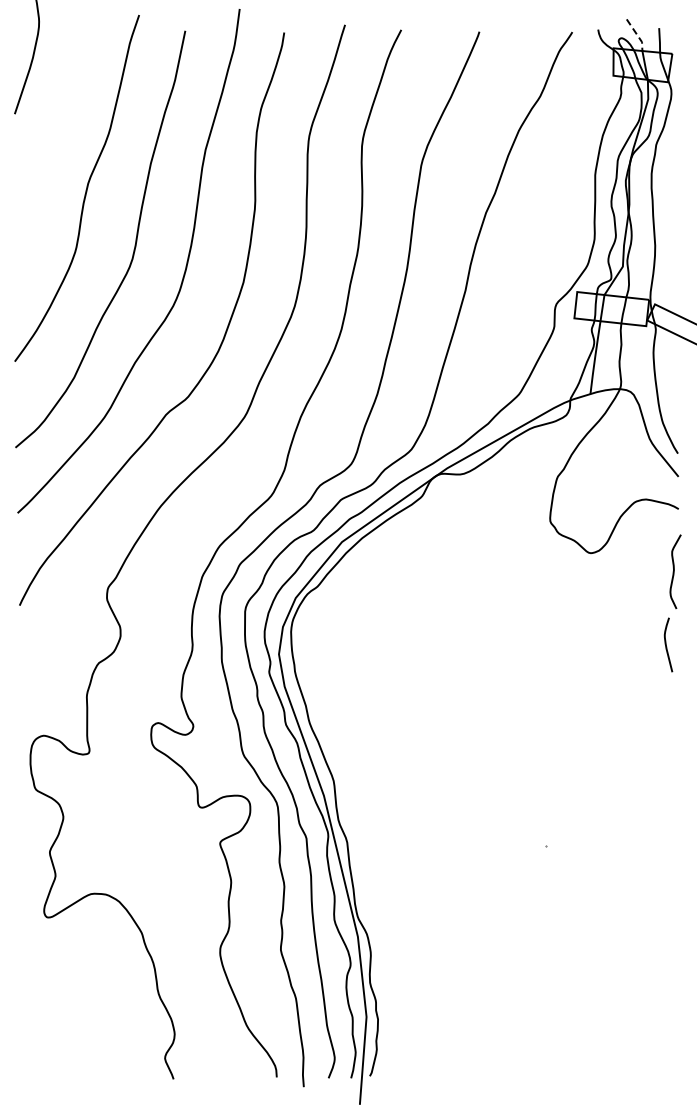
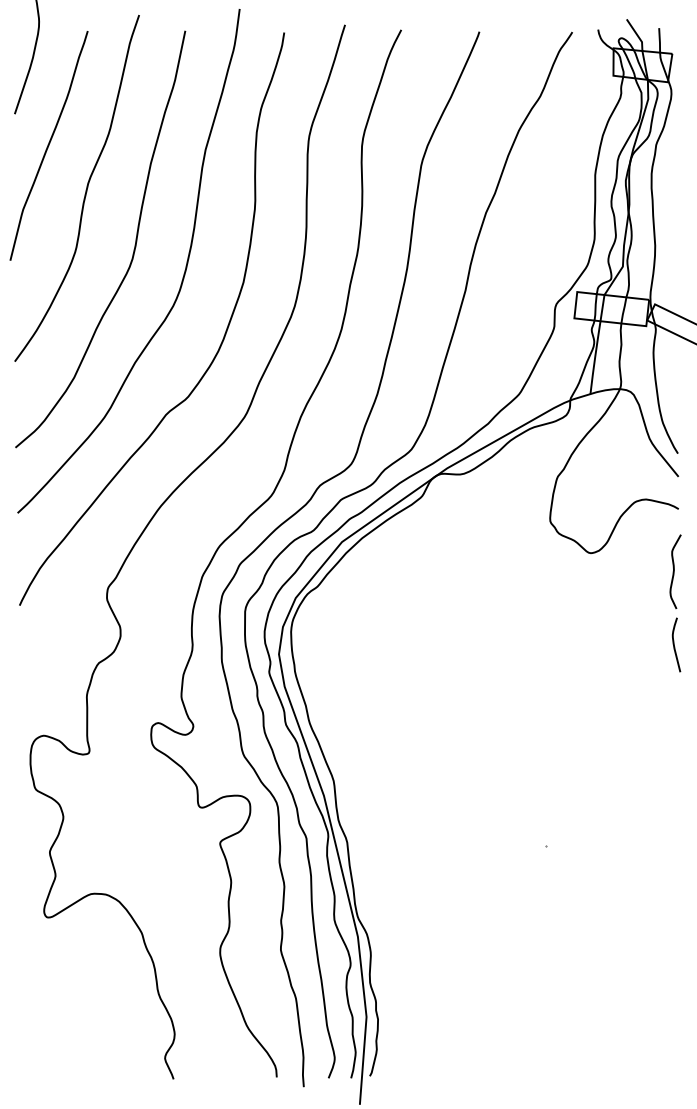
line: dashed -> solid (637, 34)
curve: none -> present (48, 145)
curve position: (666, 644) -> (674, 644) (674, 644)
